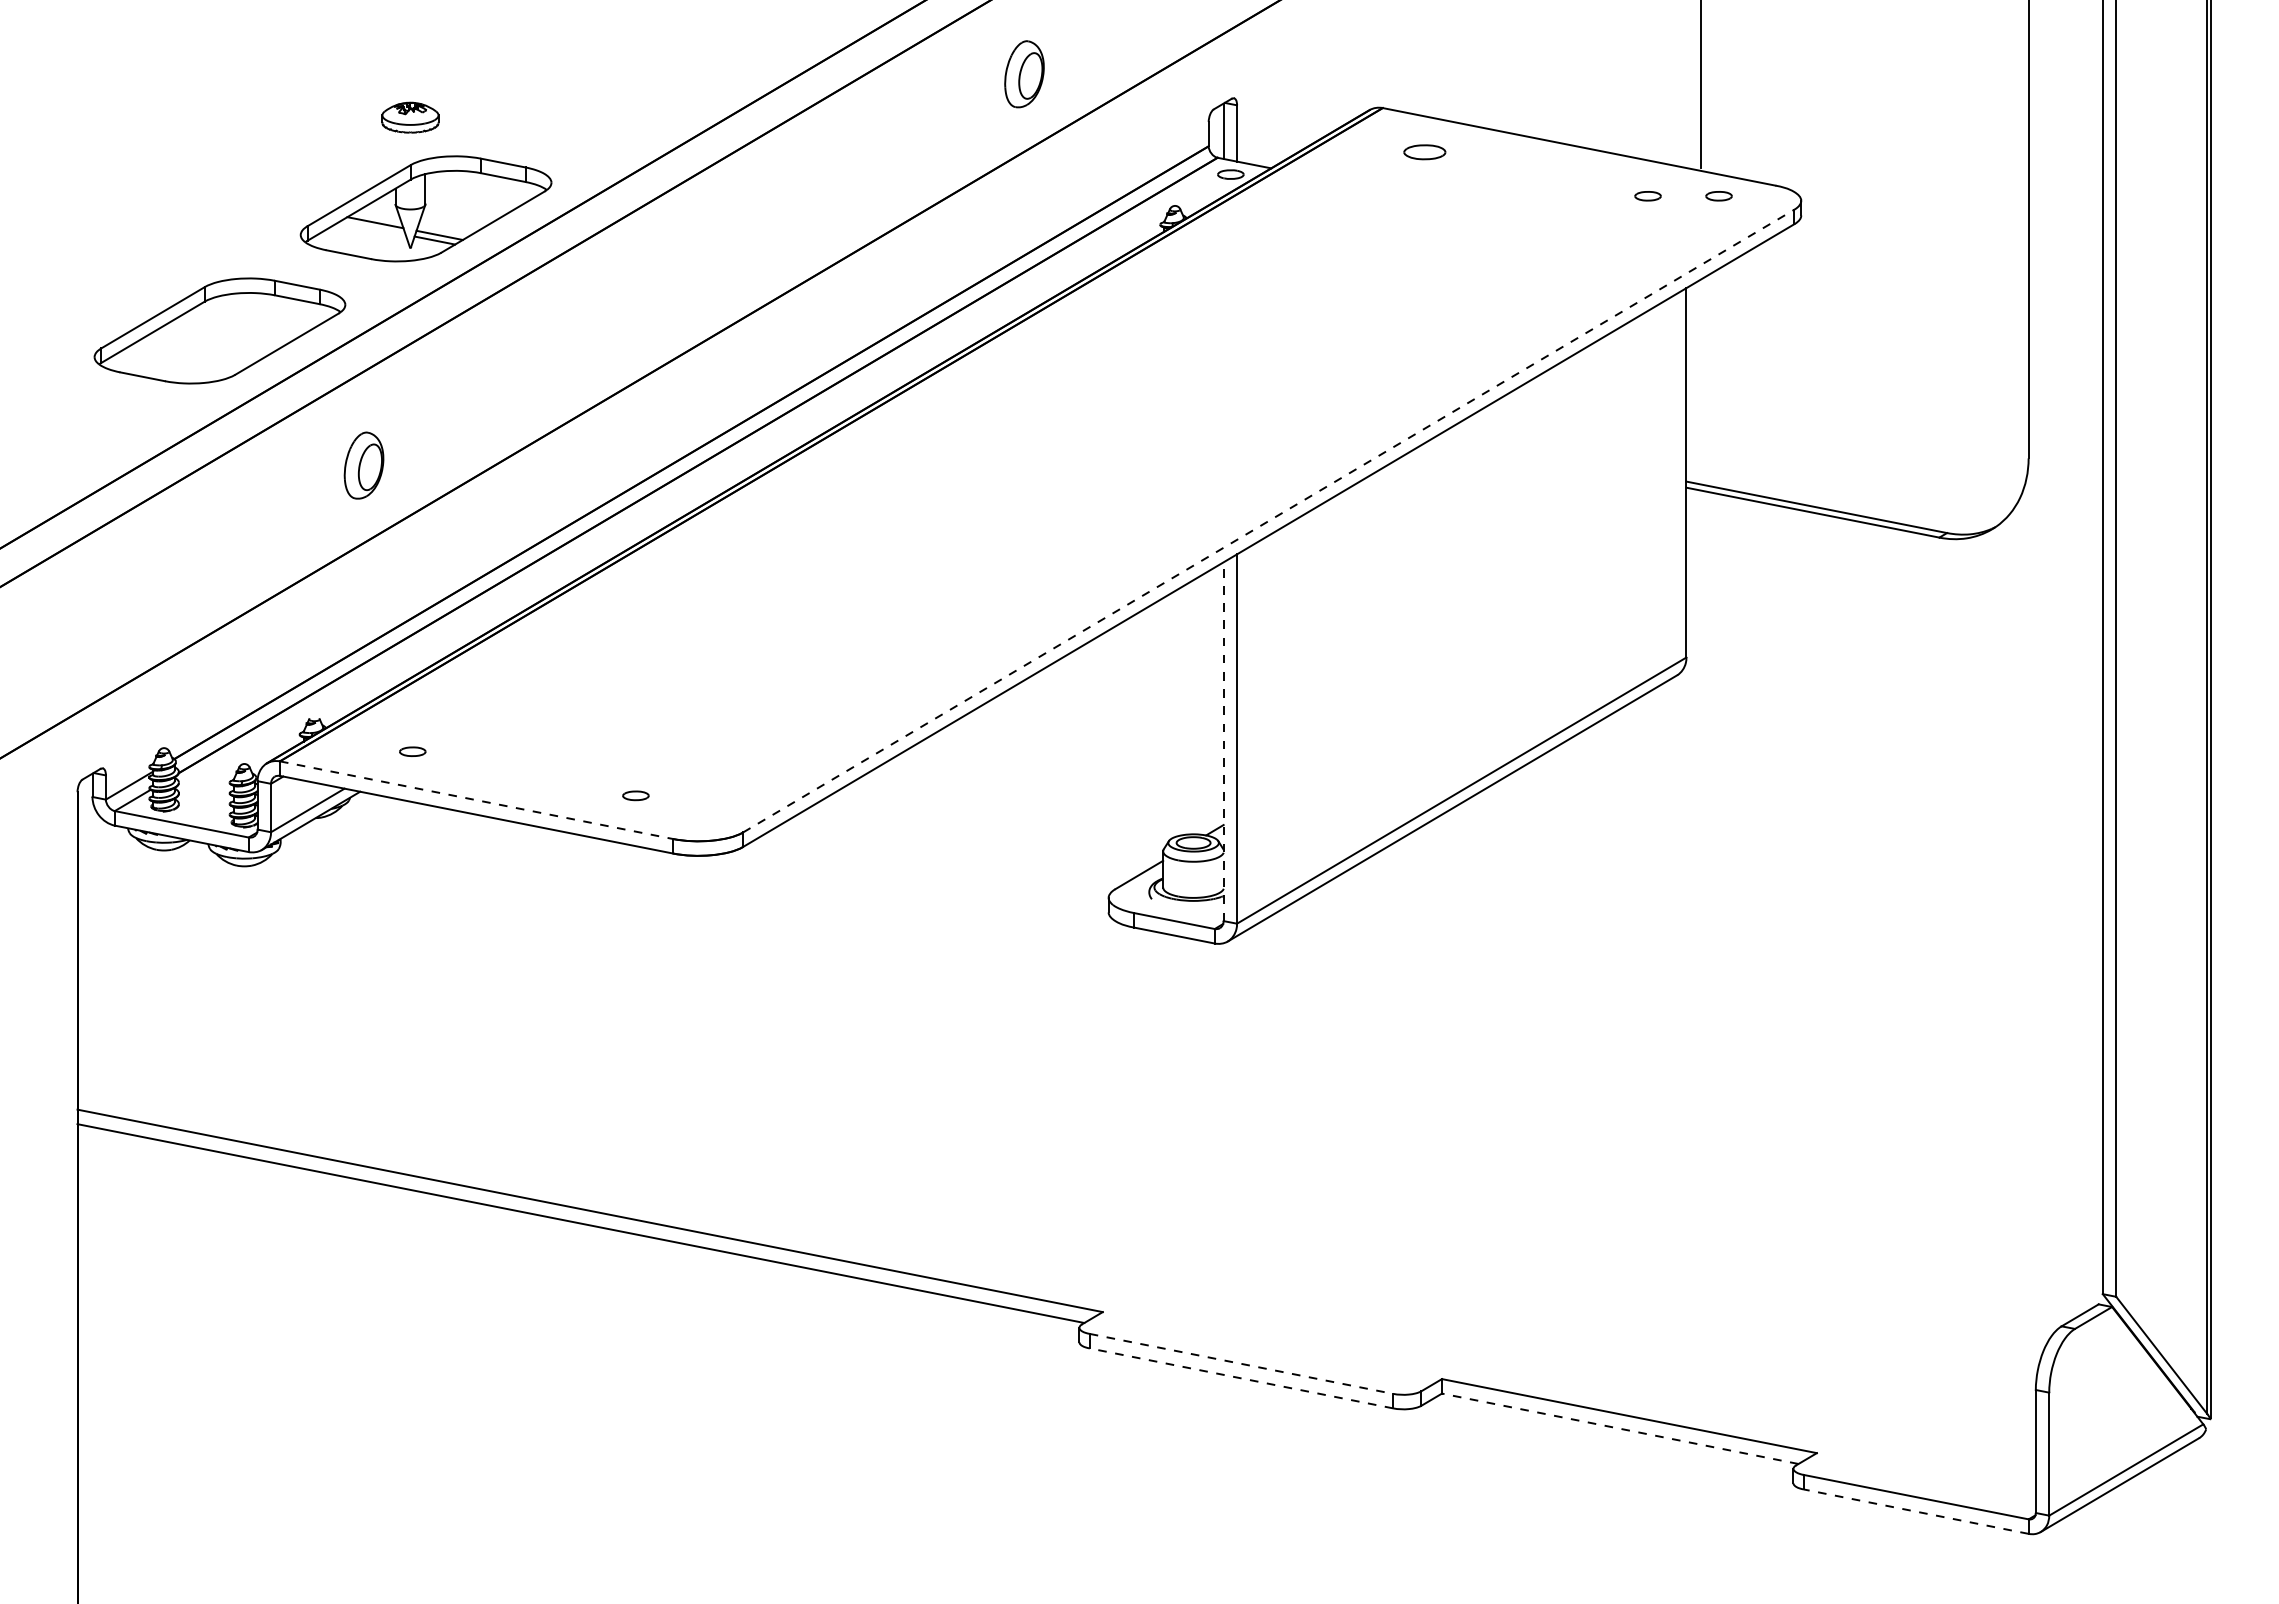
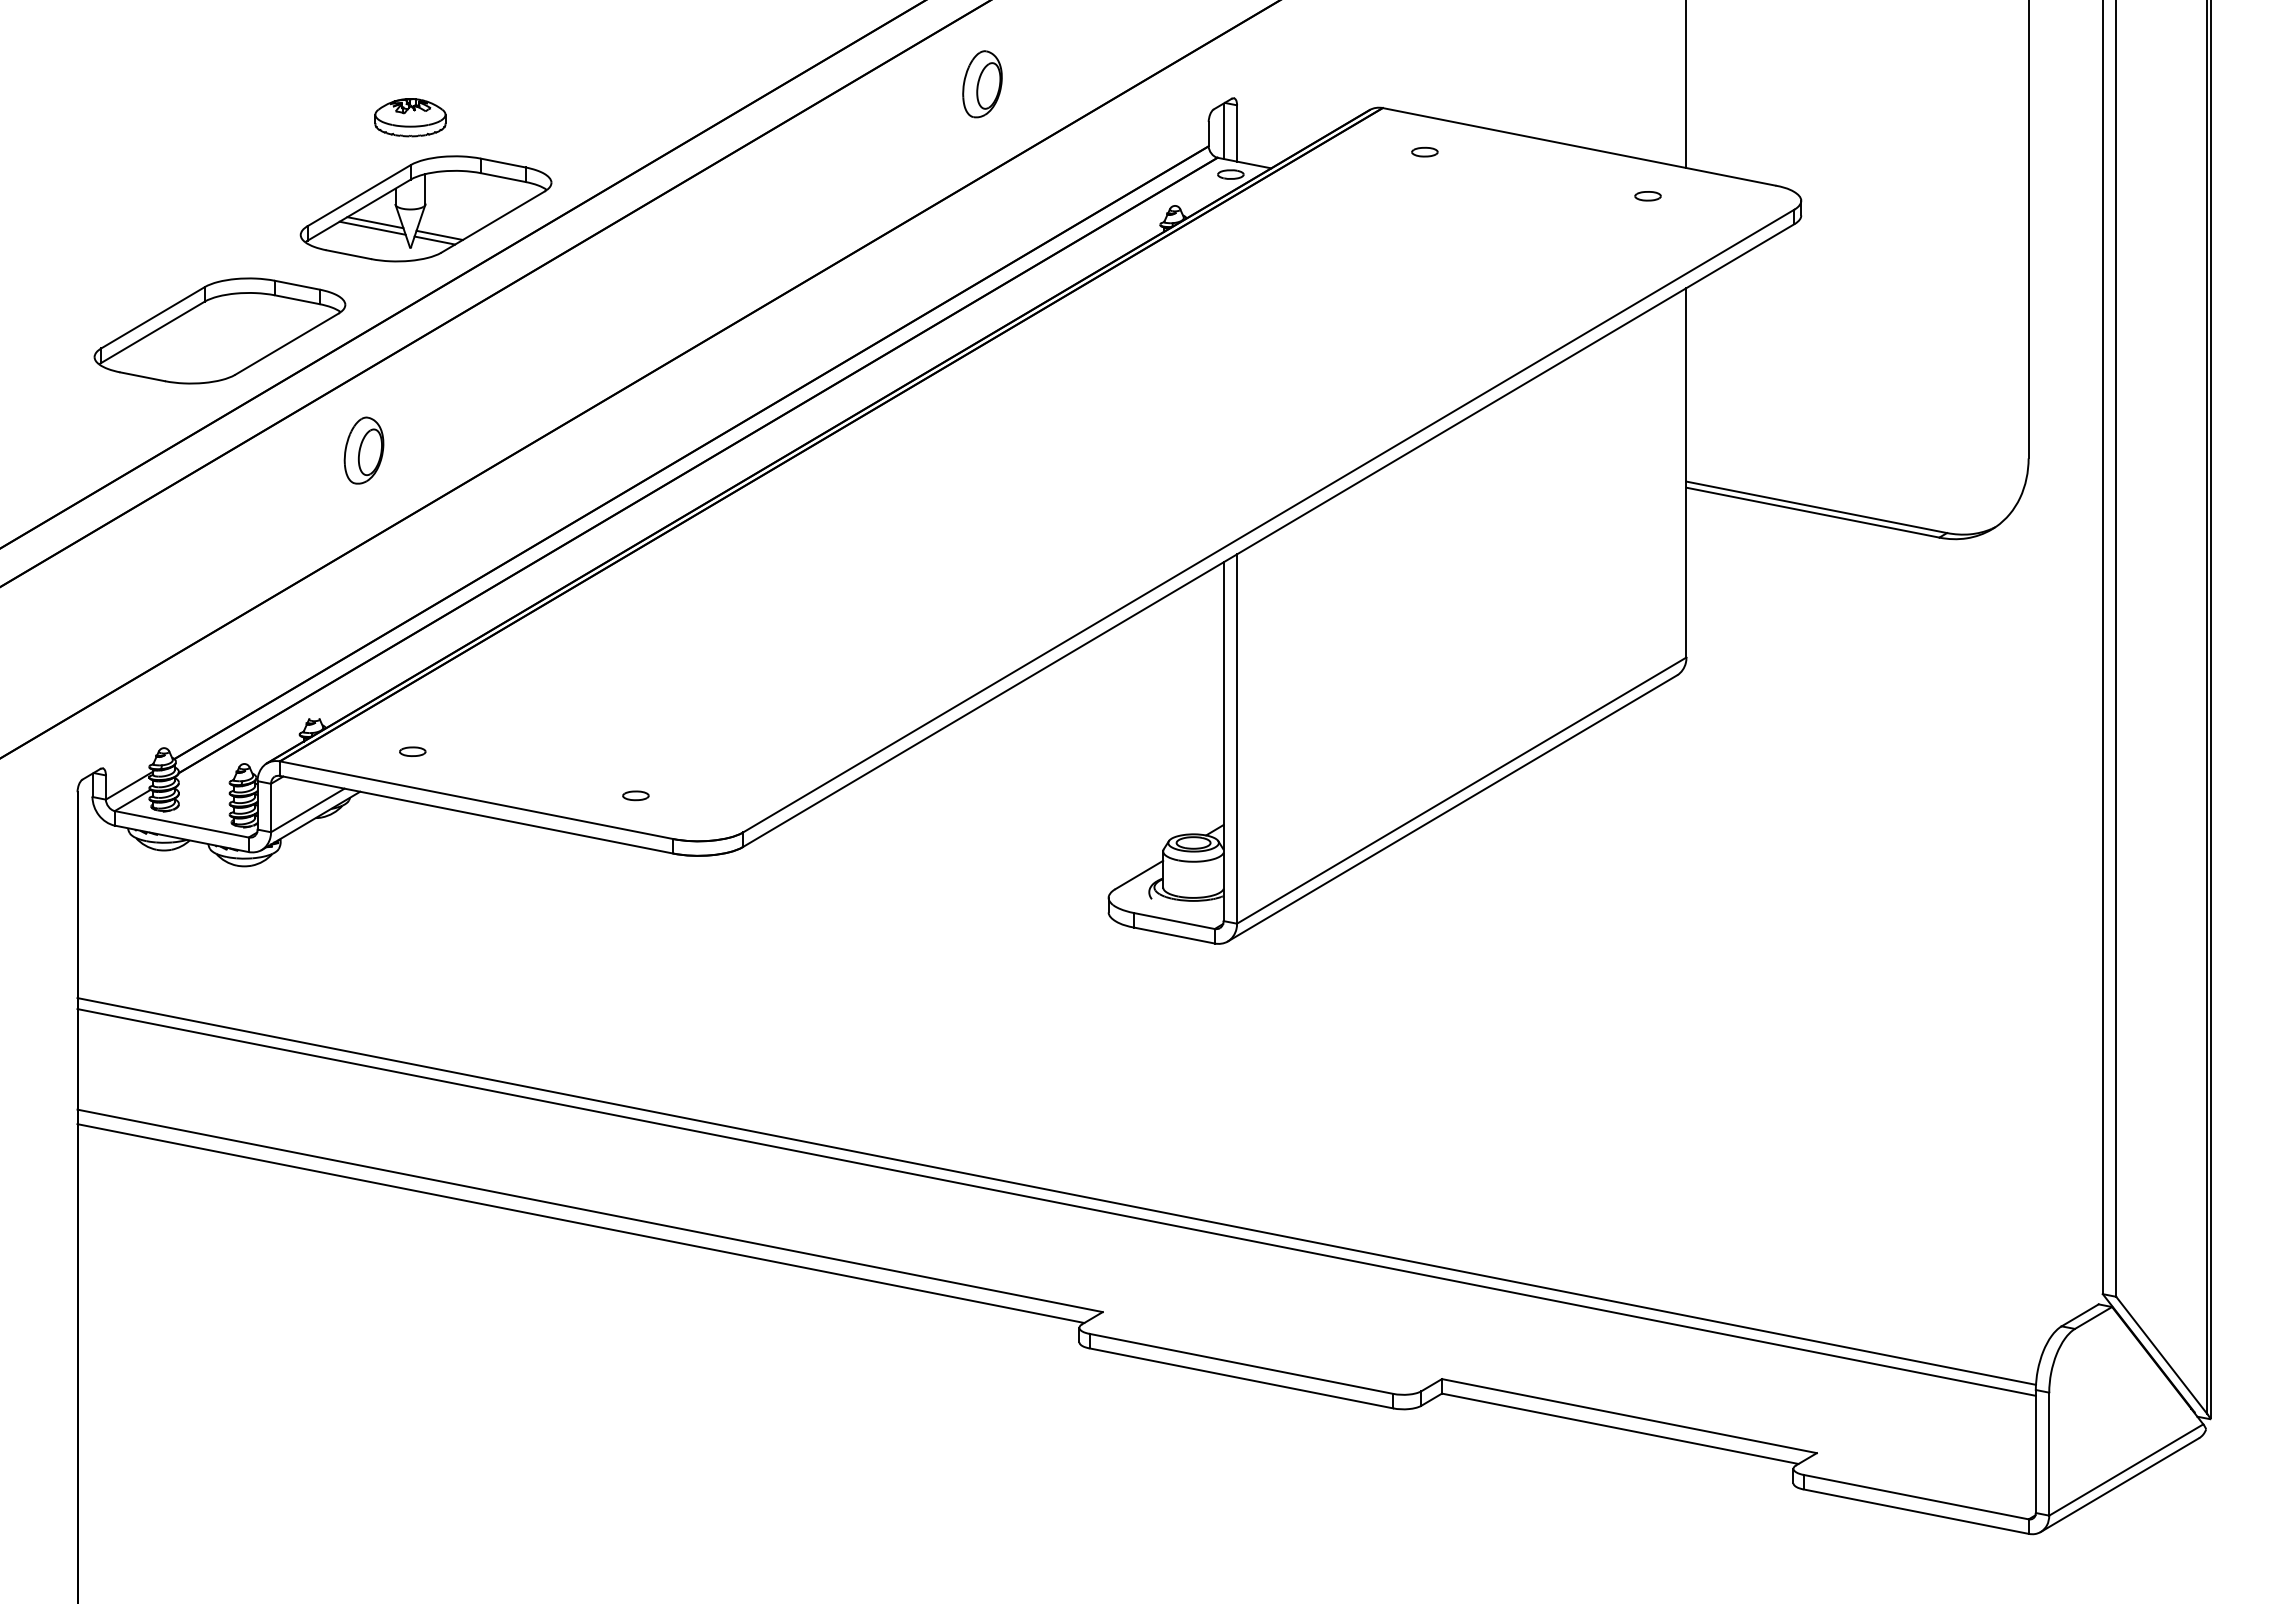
part position: (1024, 74) -> (982, 84) (982, 84)
line position: (1701, 85) -> (1686, 85) (1686, 85)
part size: 59x33 px -> 73x40 px (410, 117)
part size: 44x17 px -> 28x12 px (1424, 151)
part: present -> none (1718, 196)
line: none -> present (372, 227)
part position: (363, 465) -> (363, 450) (363, 450)
line: dashed -> solid (1268, 521)
line: dashed -> solid (1223, 741)
line: dashed -> solid (476, 800)
line: none -> present (1056, 1191)
line: none -> present (1056, 1202)
line: dashed -> solid (1241, 1363)
line: dashed -> solid (1241, 1378)
line: dashed -> solid (1620, 1428)
line: dashed -> solid (1916, 1511)
